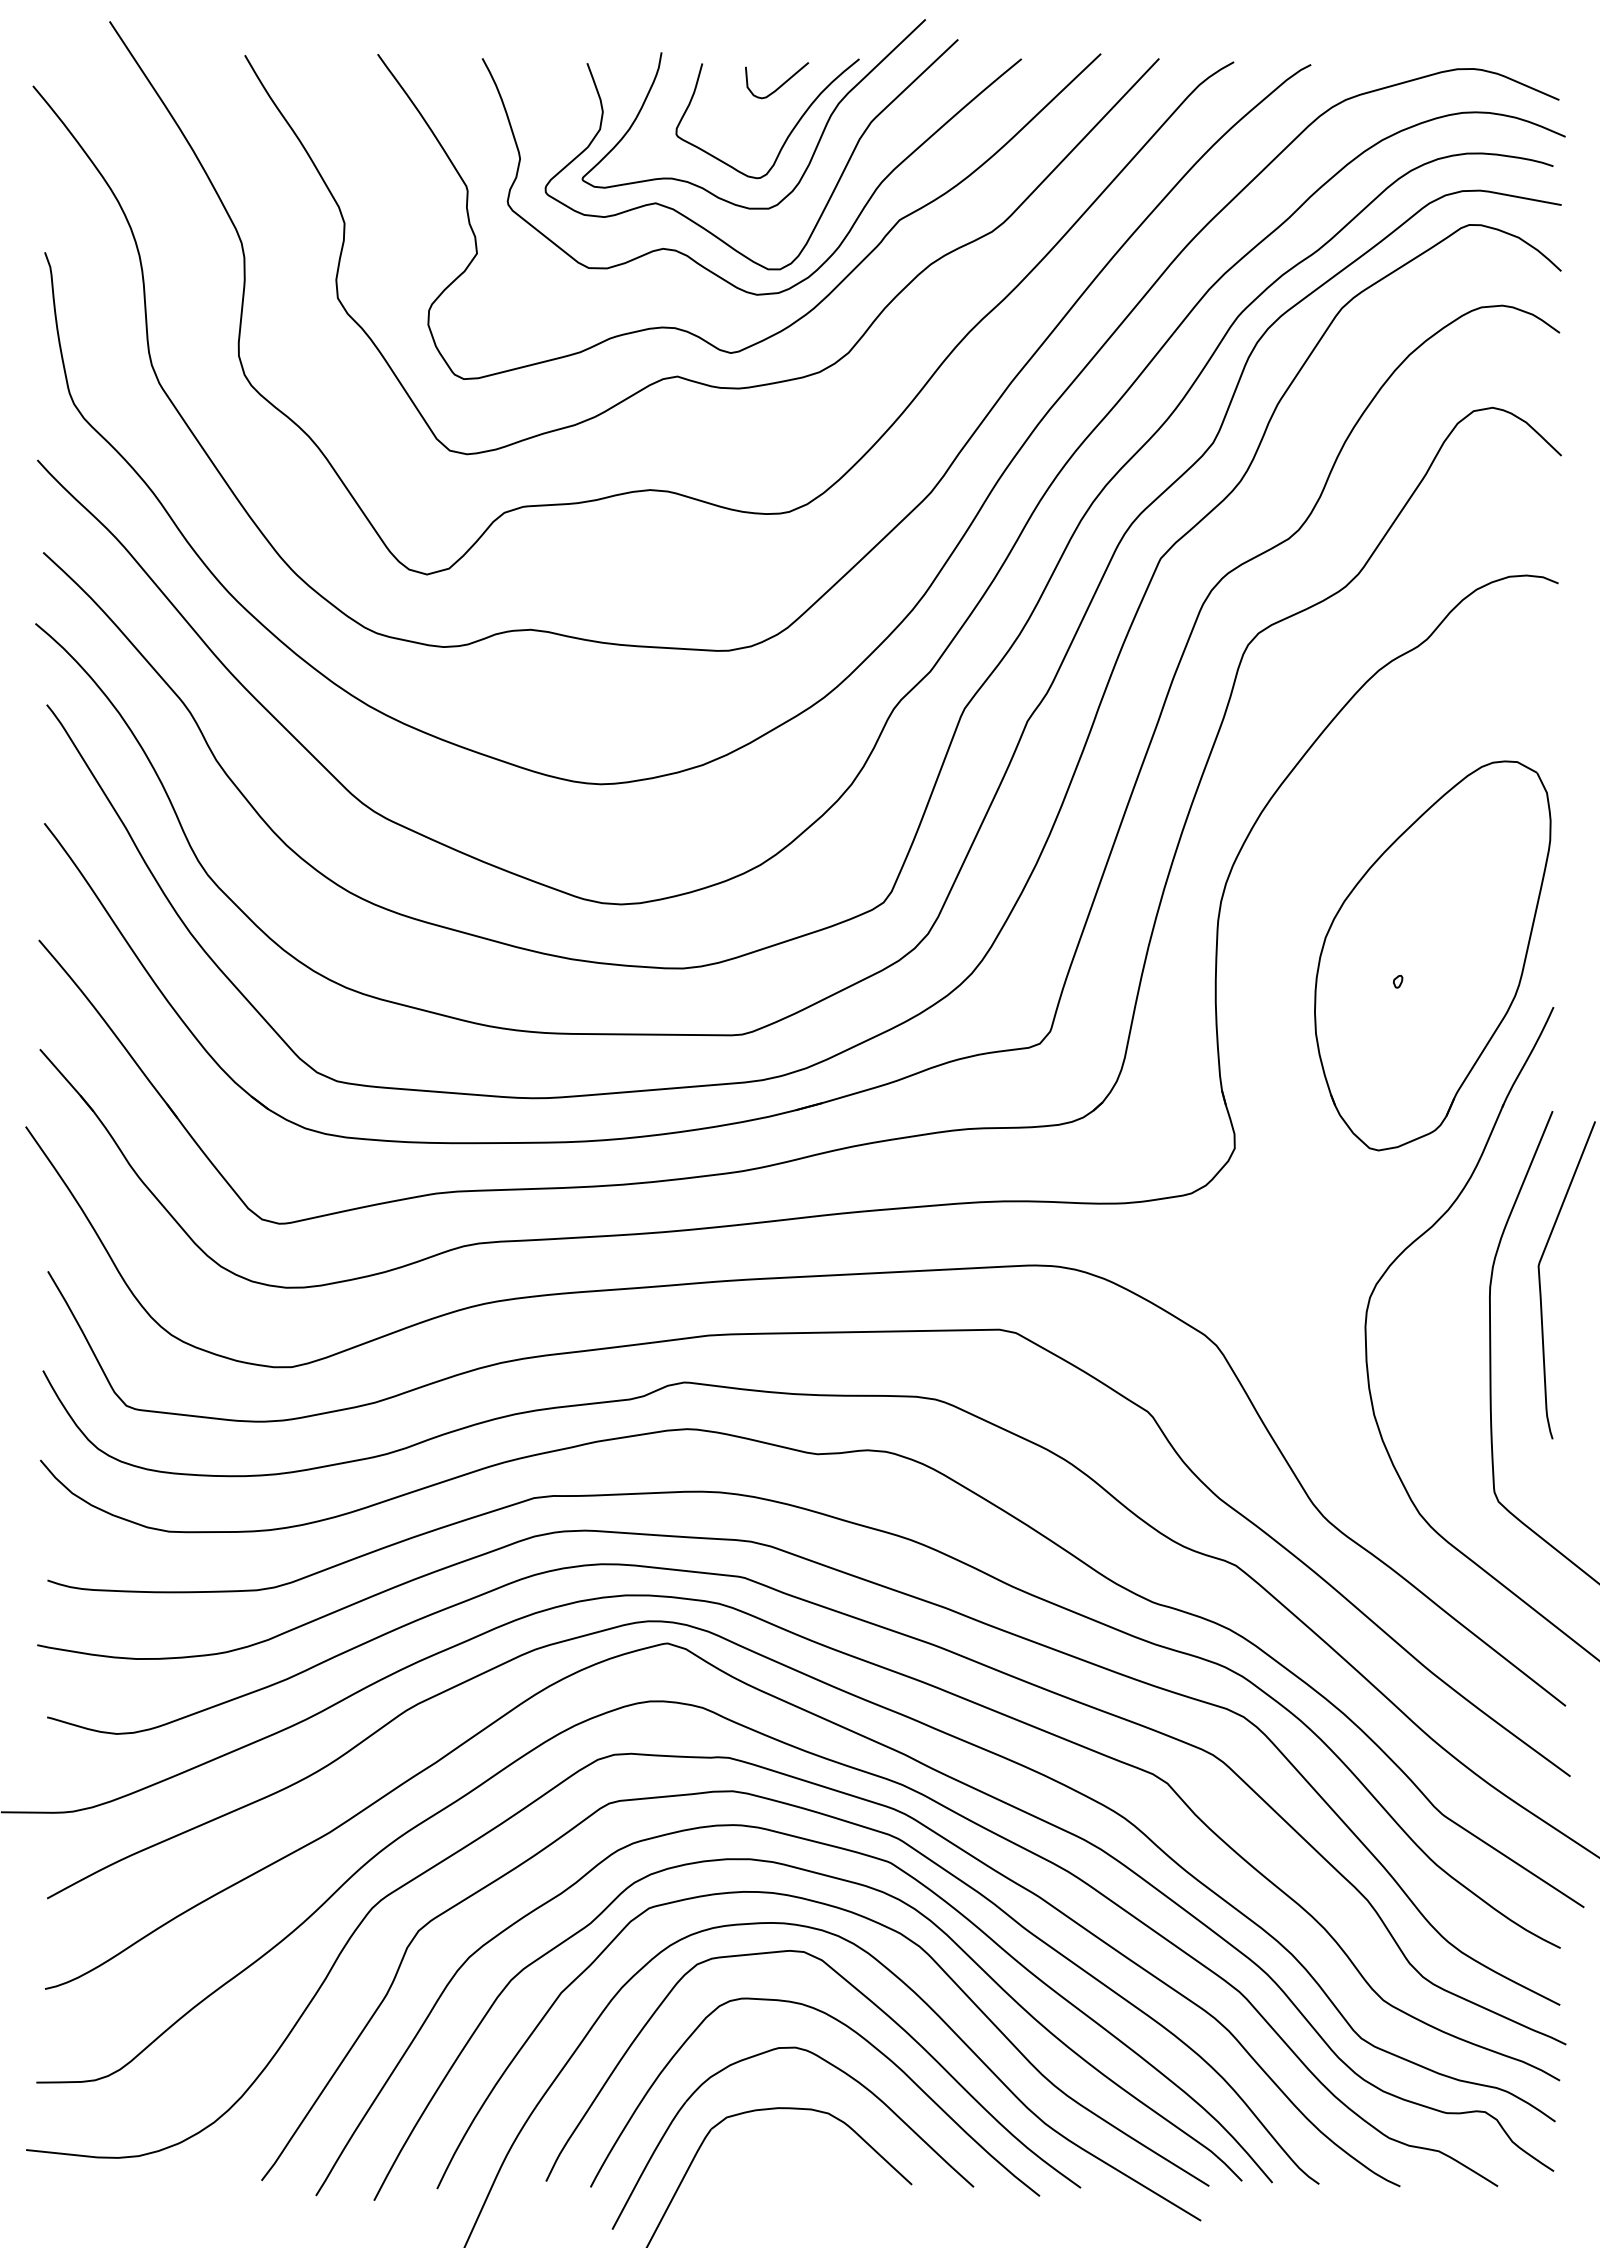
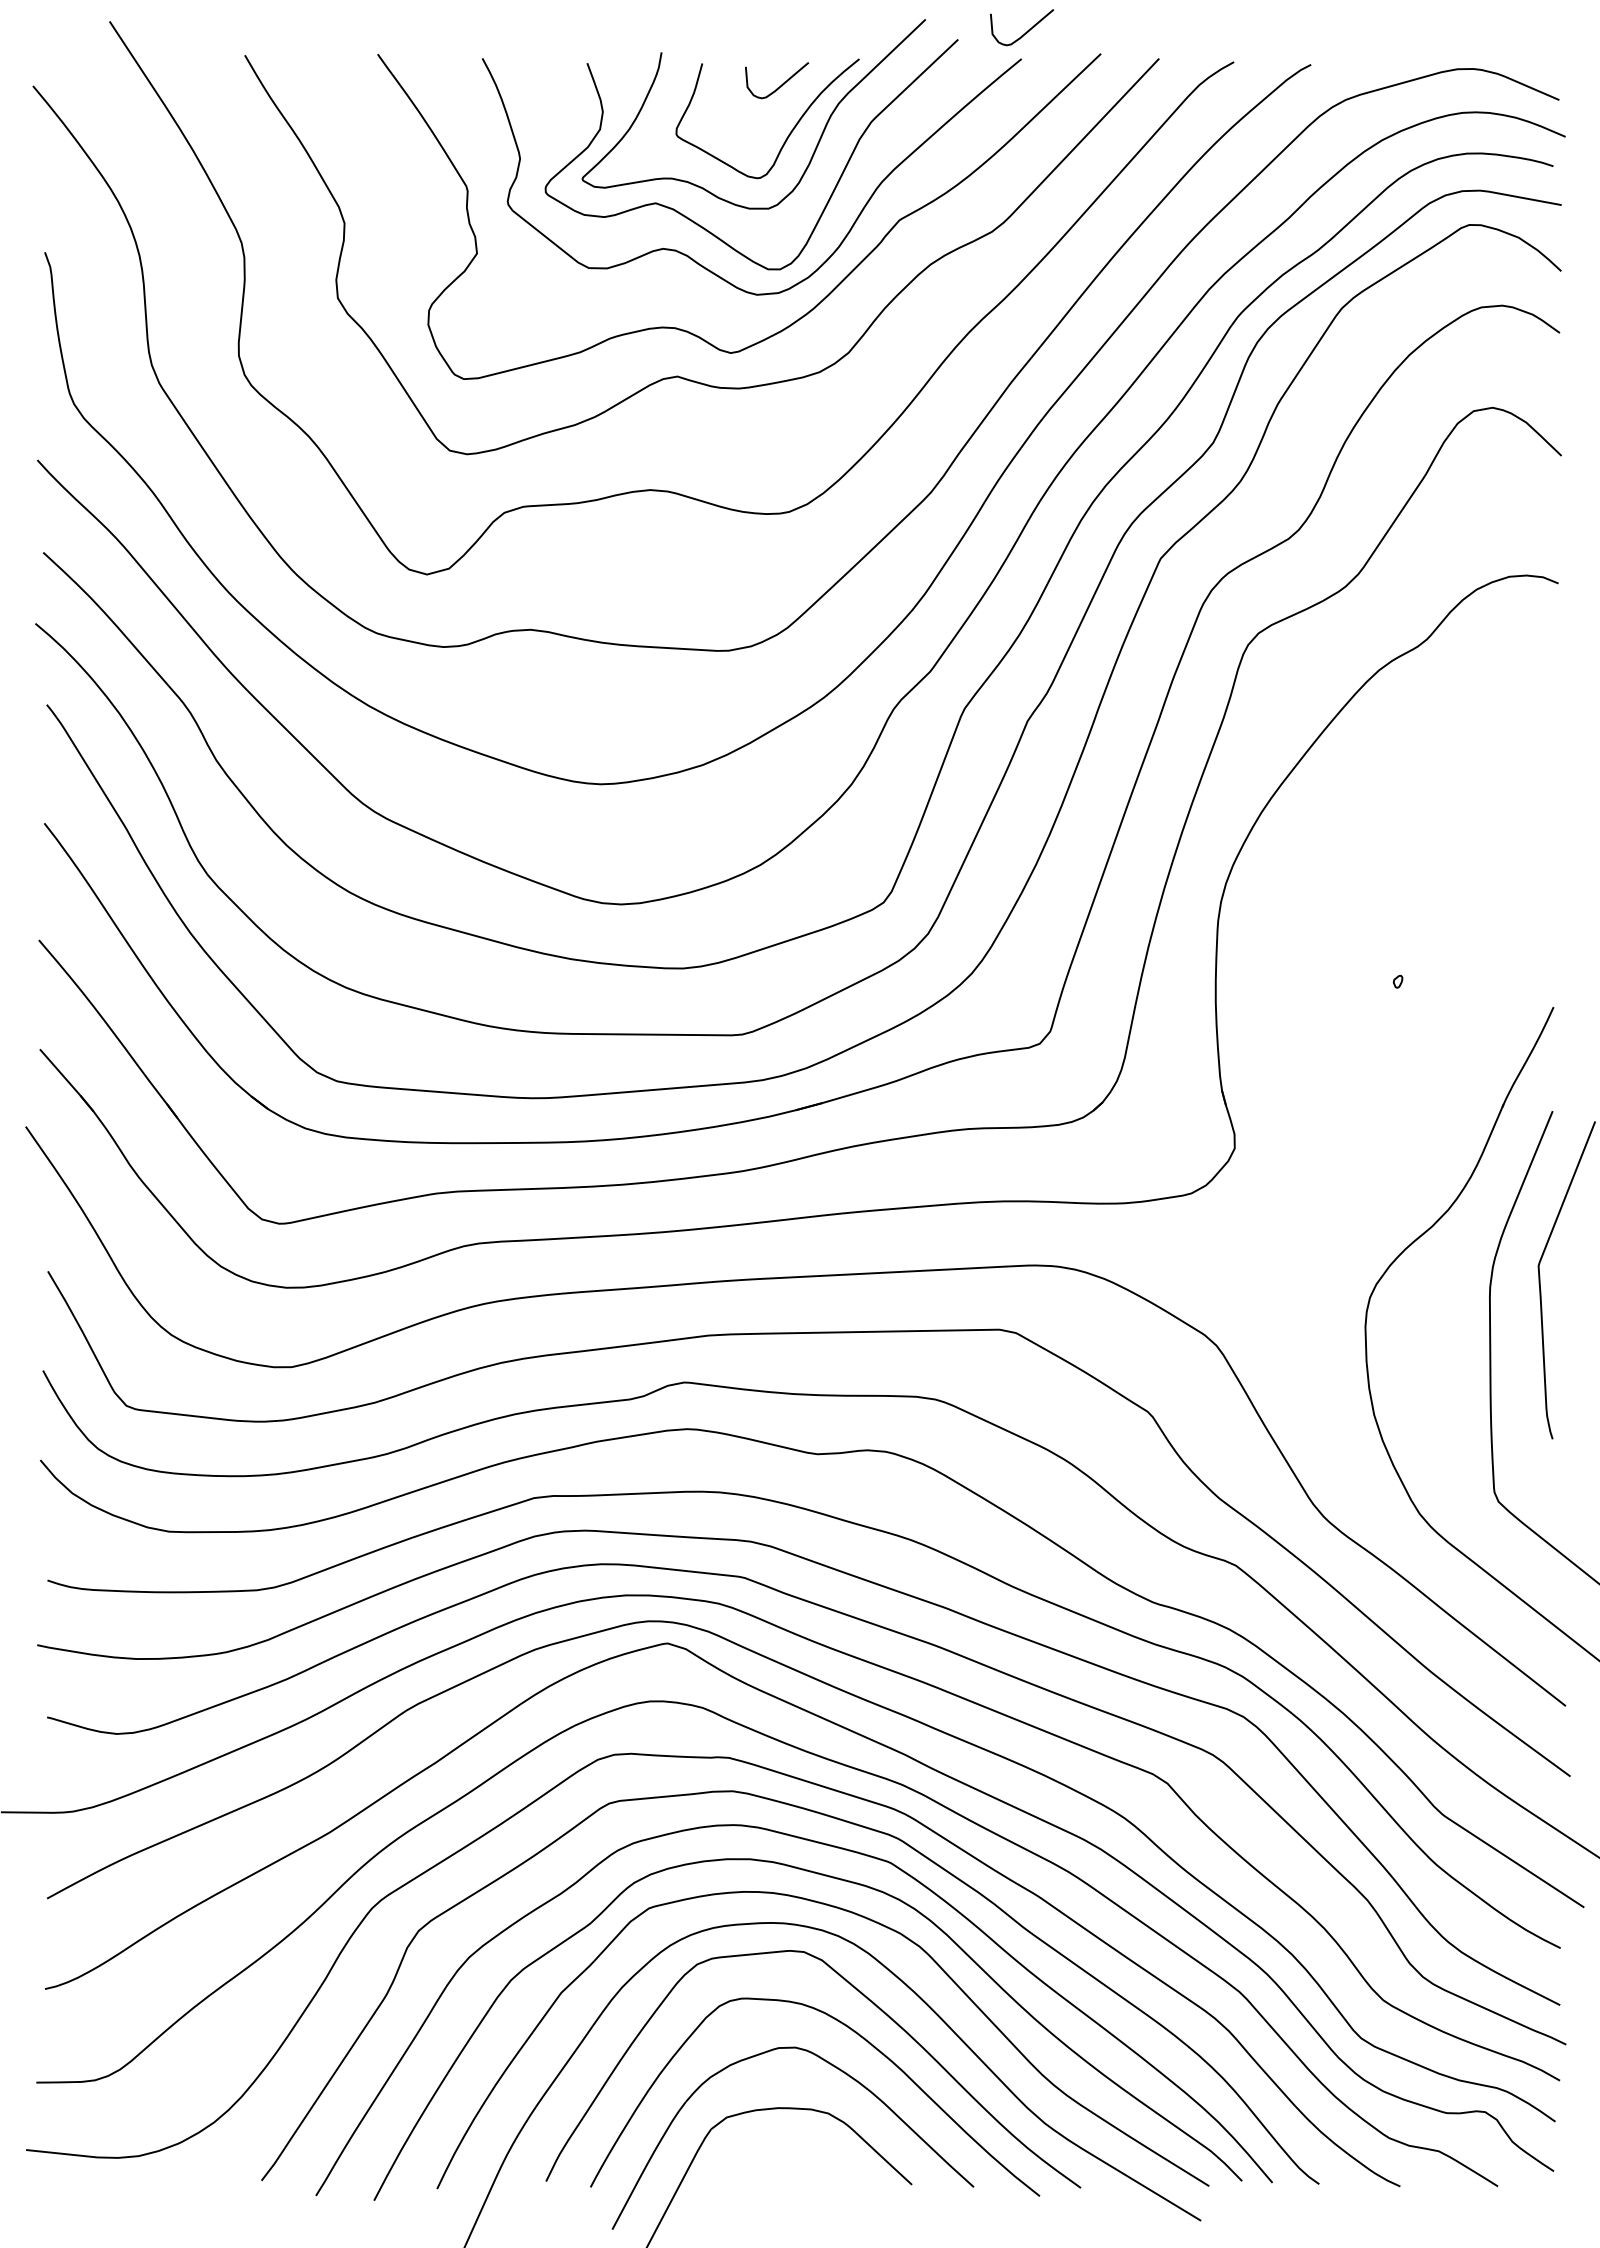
curve: none -> present (1026, 31)
part: present -> none (1432, 955)
